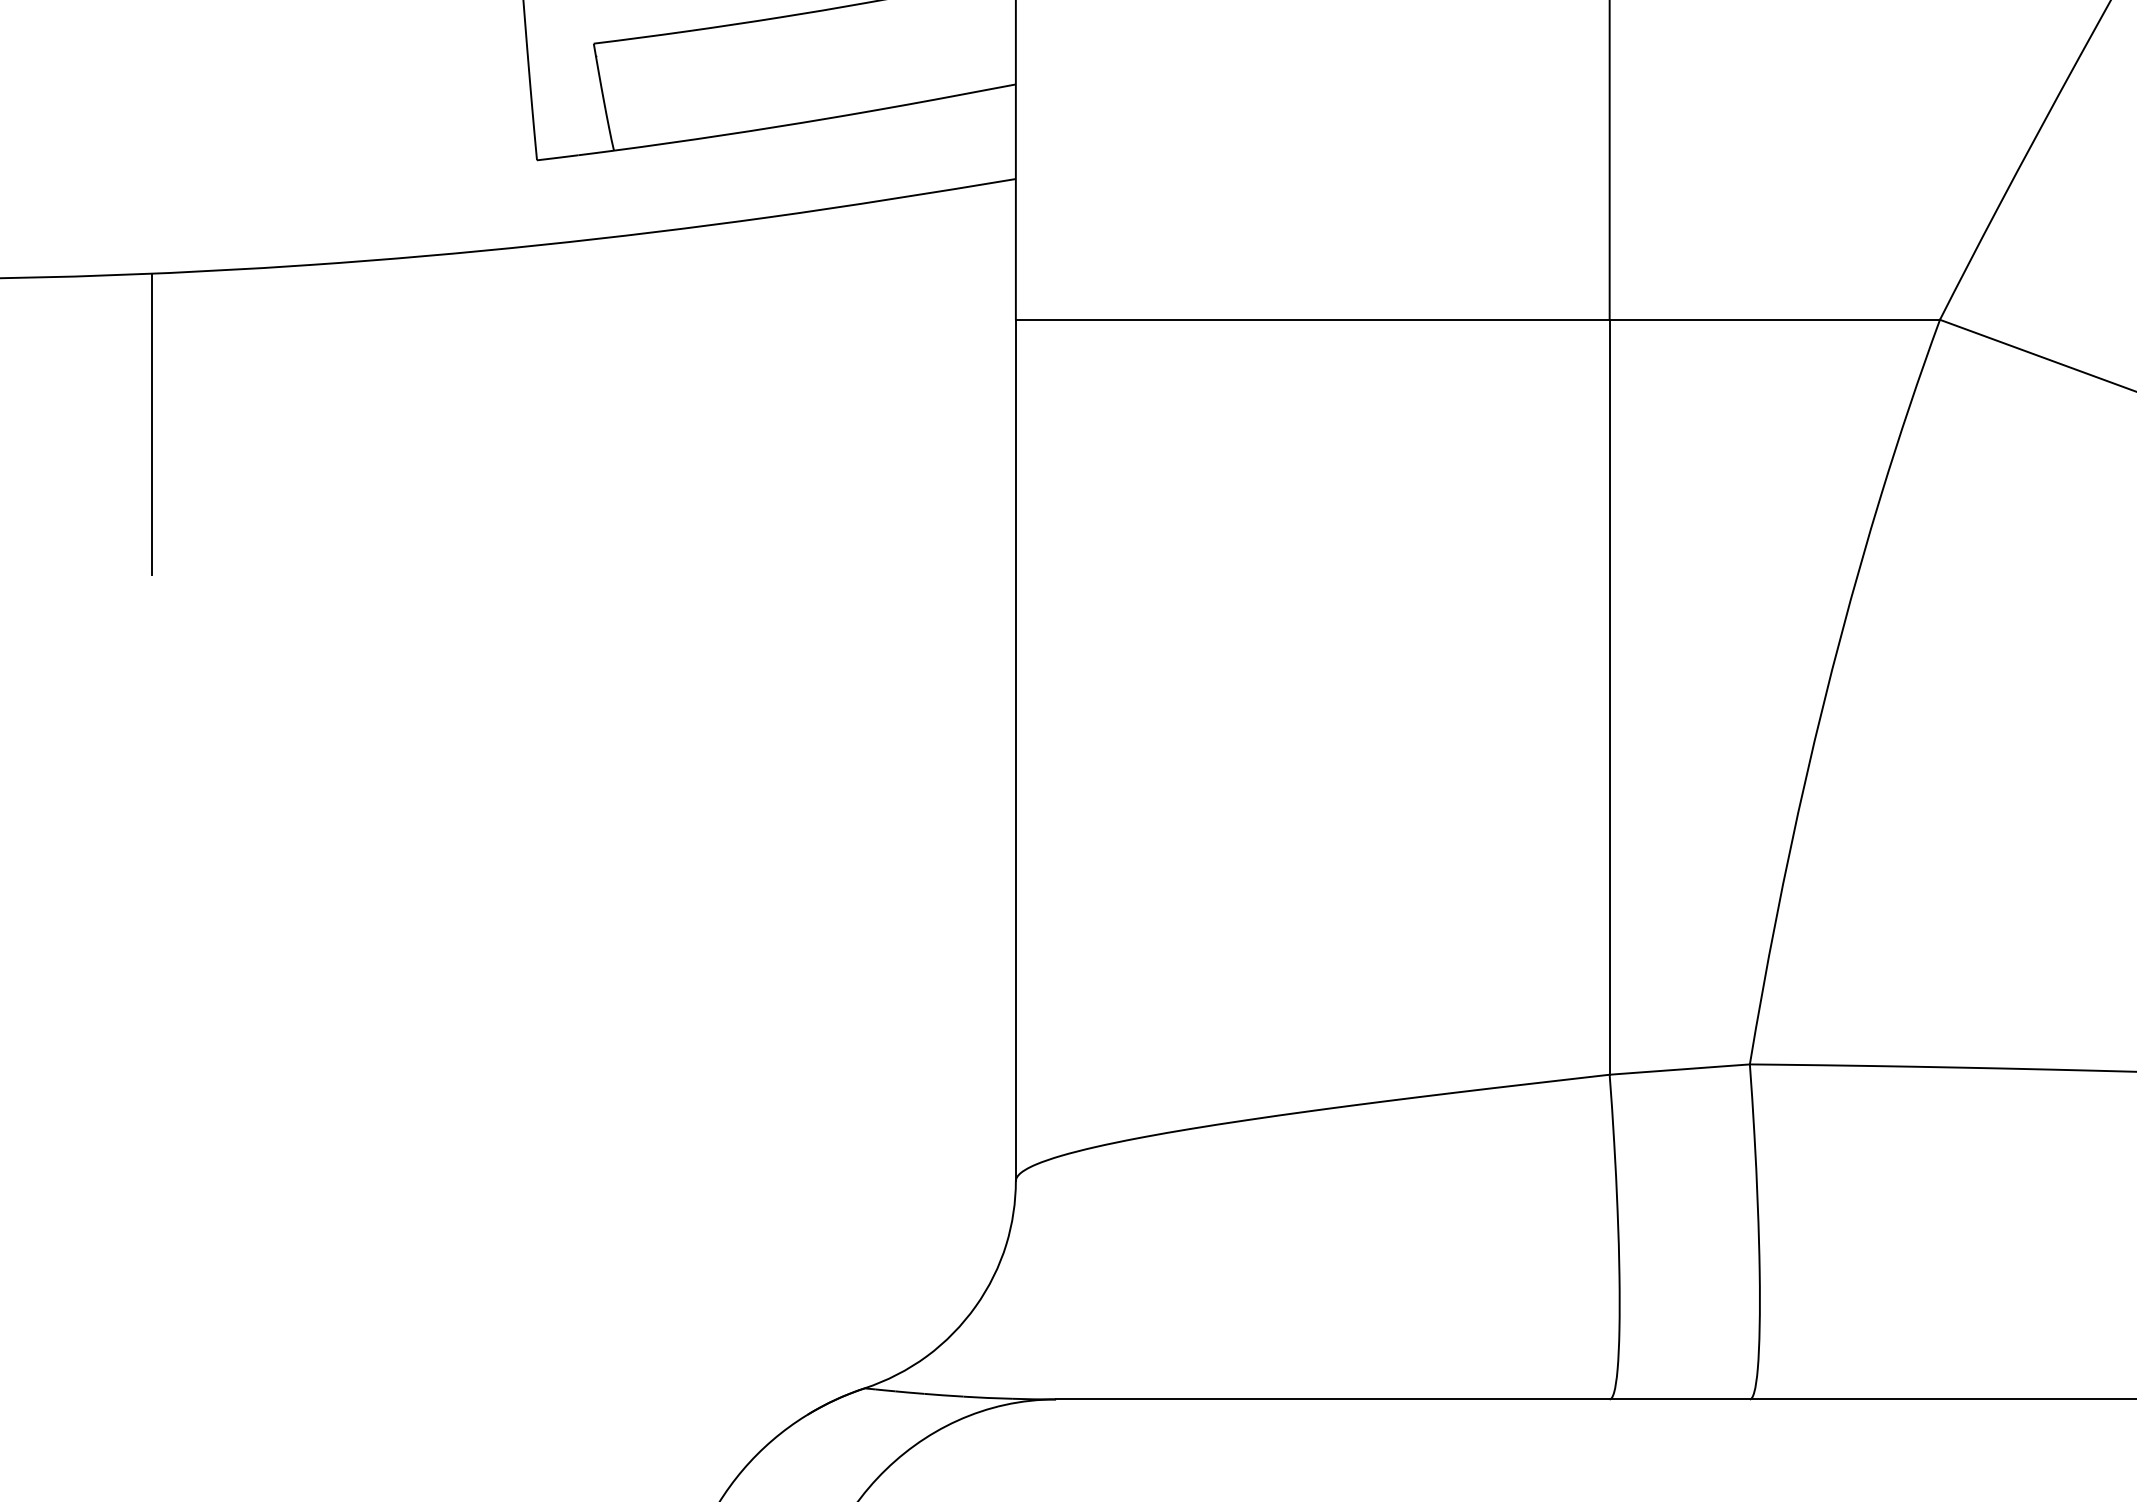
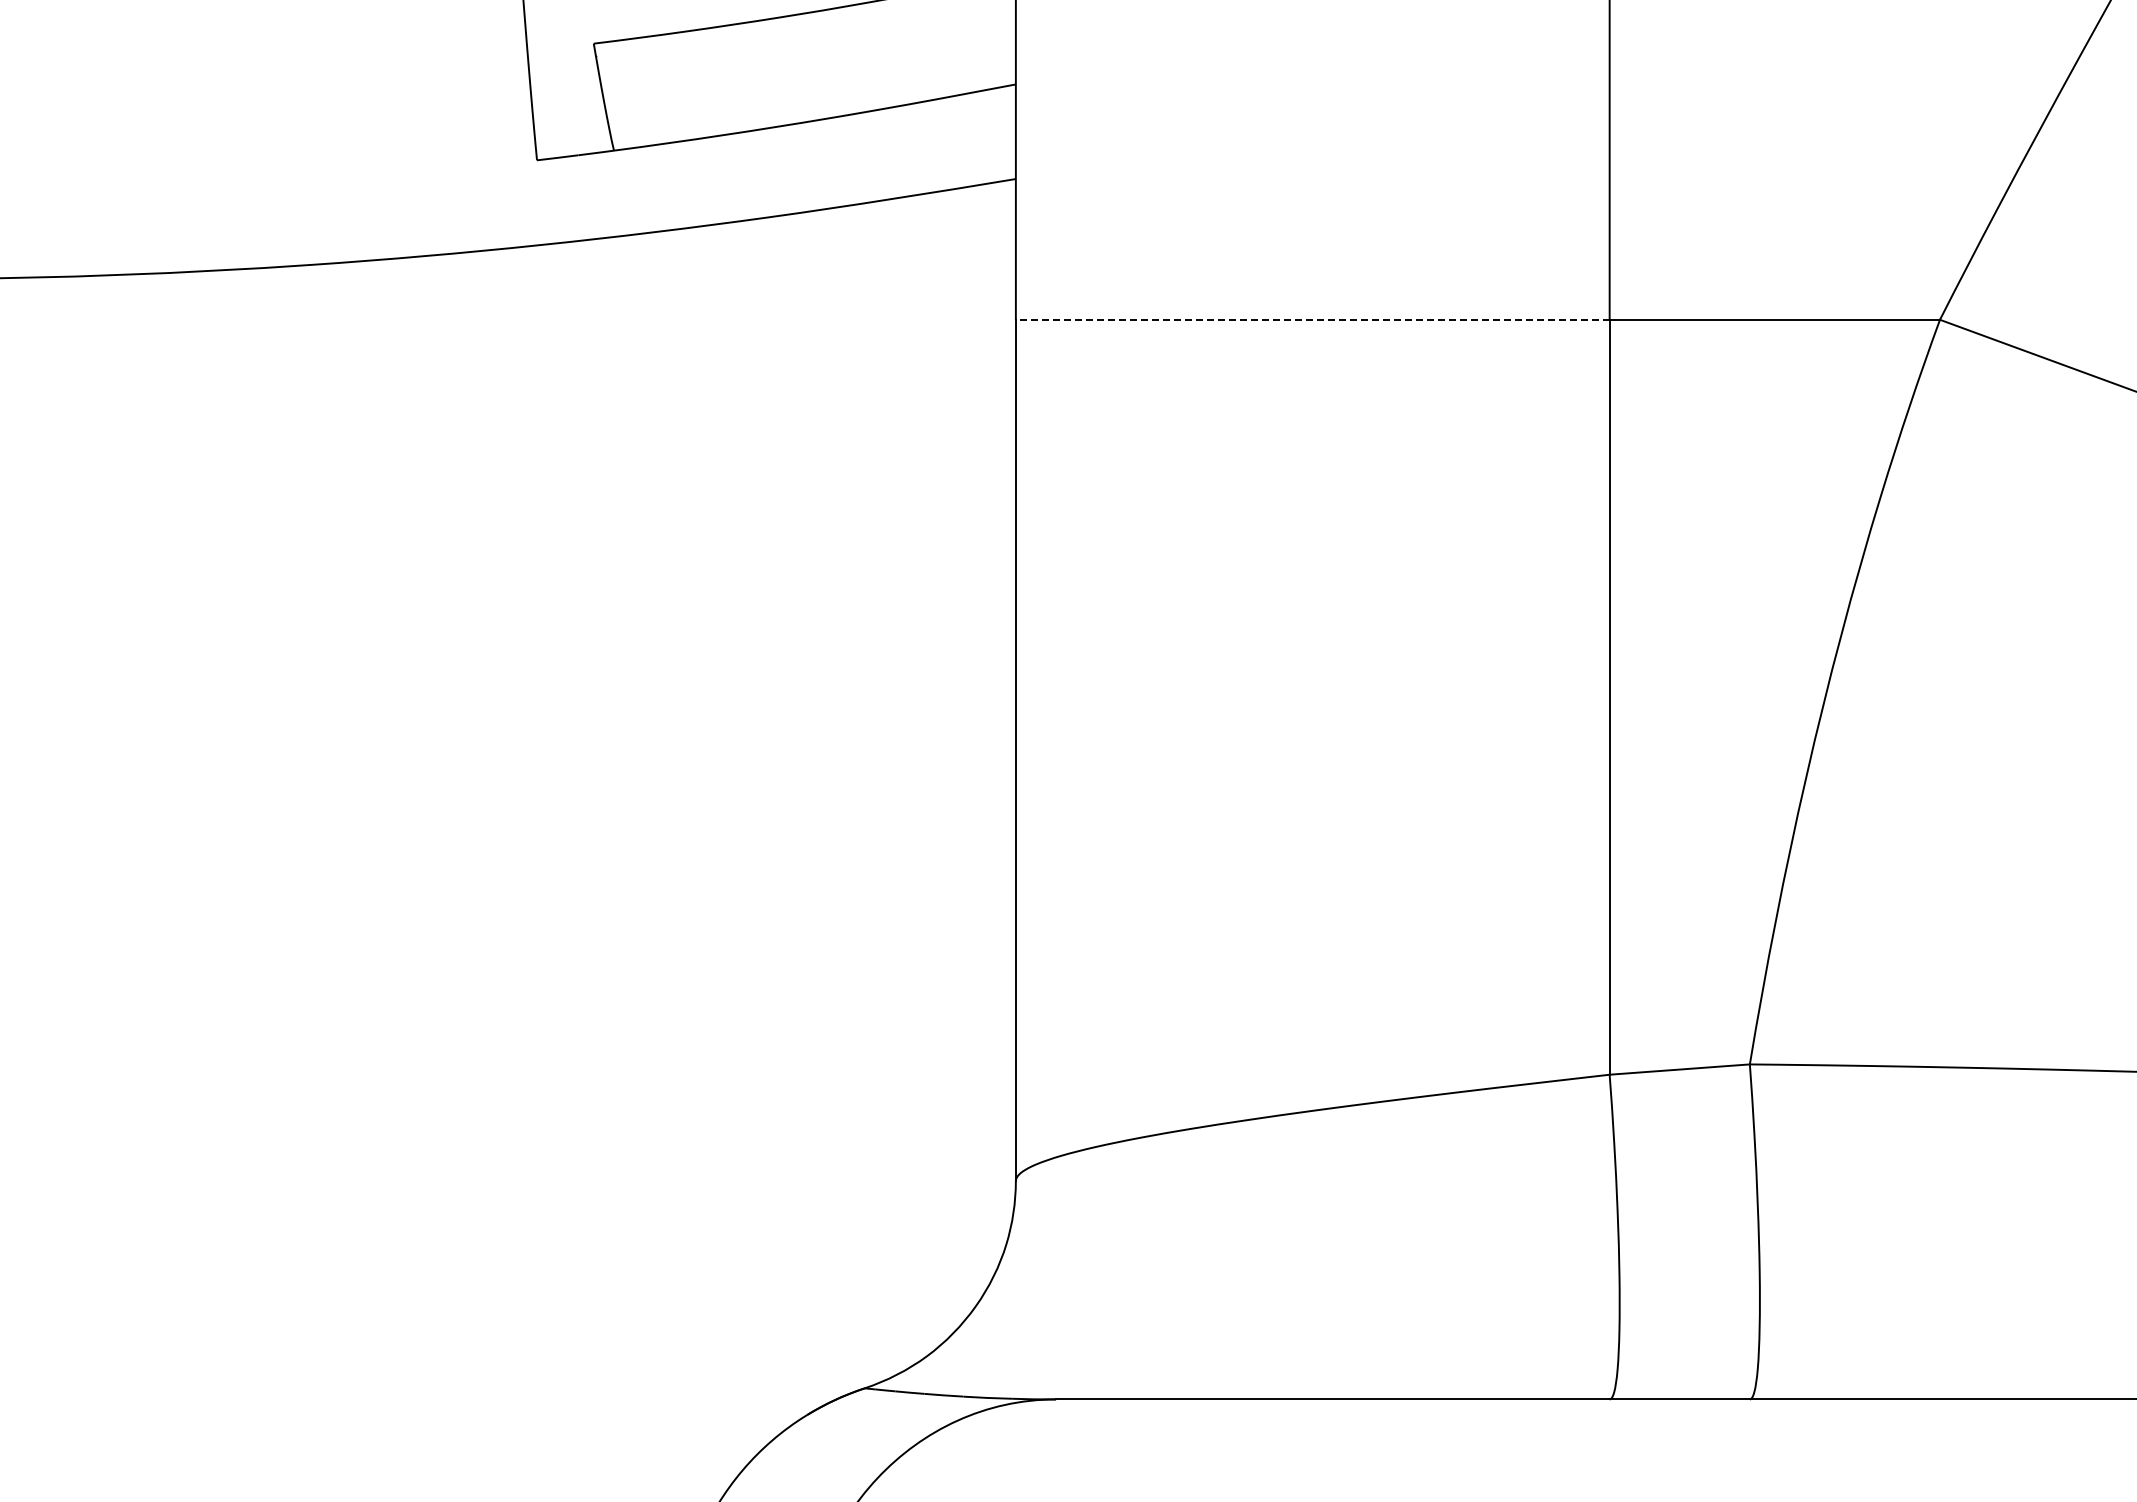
line: solid -> dashed (1312, 319)
line: present -> none (152, 423)
